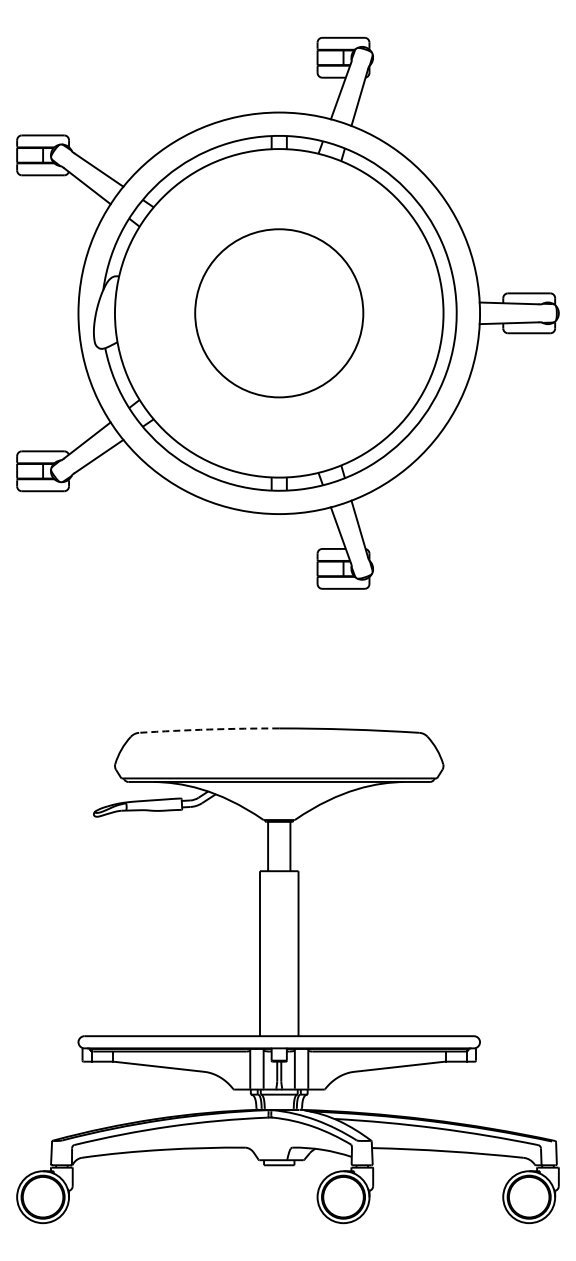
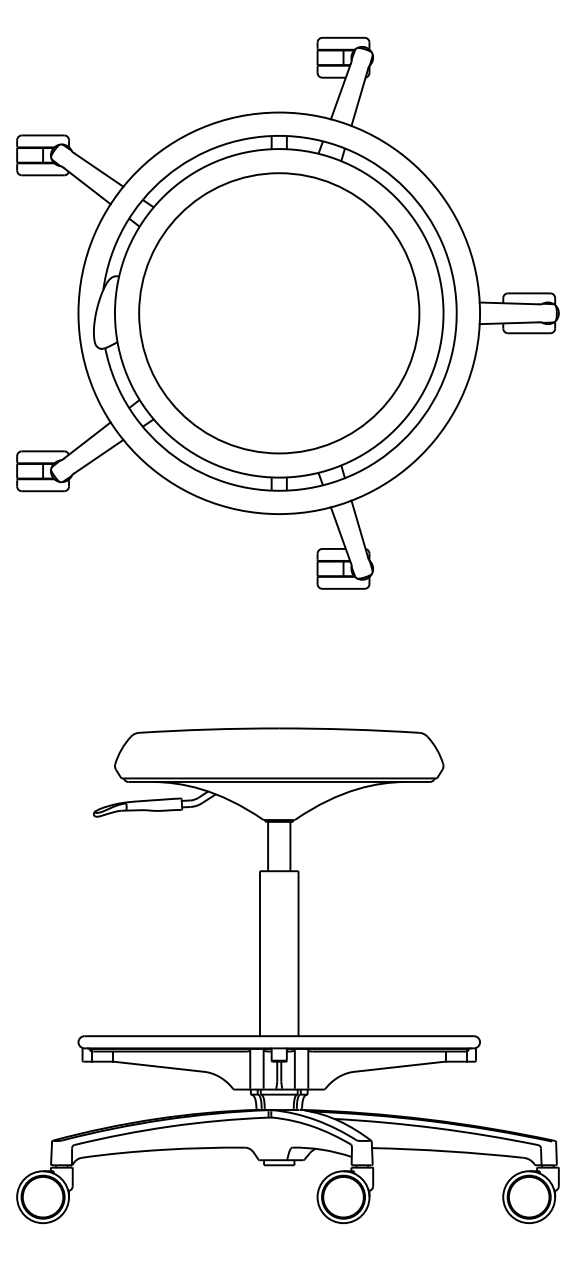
circle diameter: 168 px -> 280 px (279, 313)
arc: dashed -> solid (209, 729)
